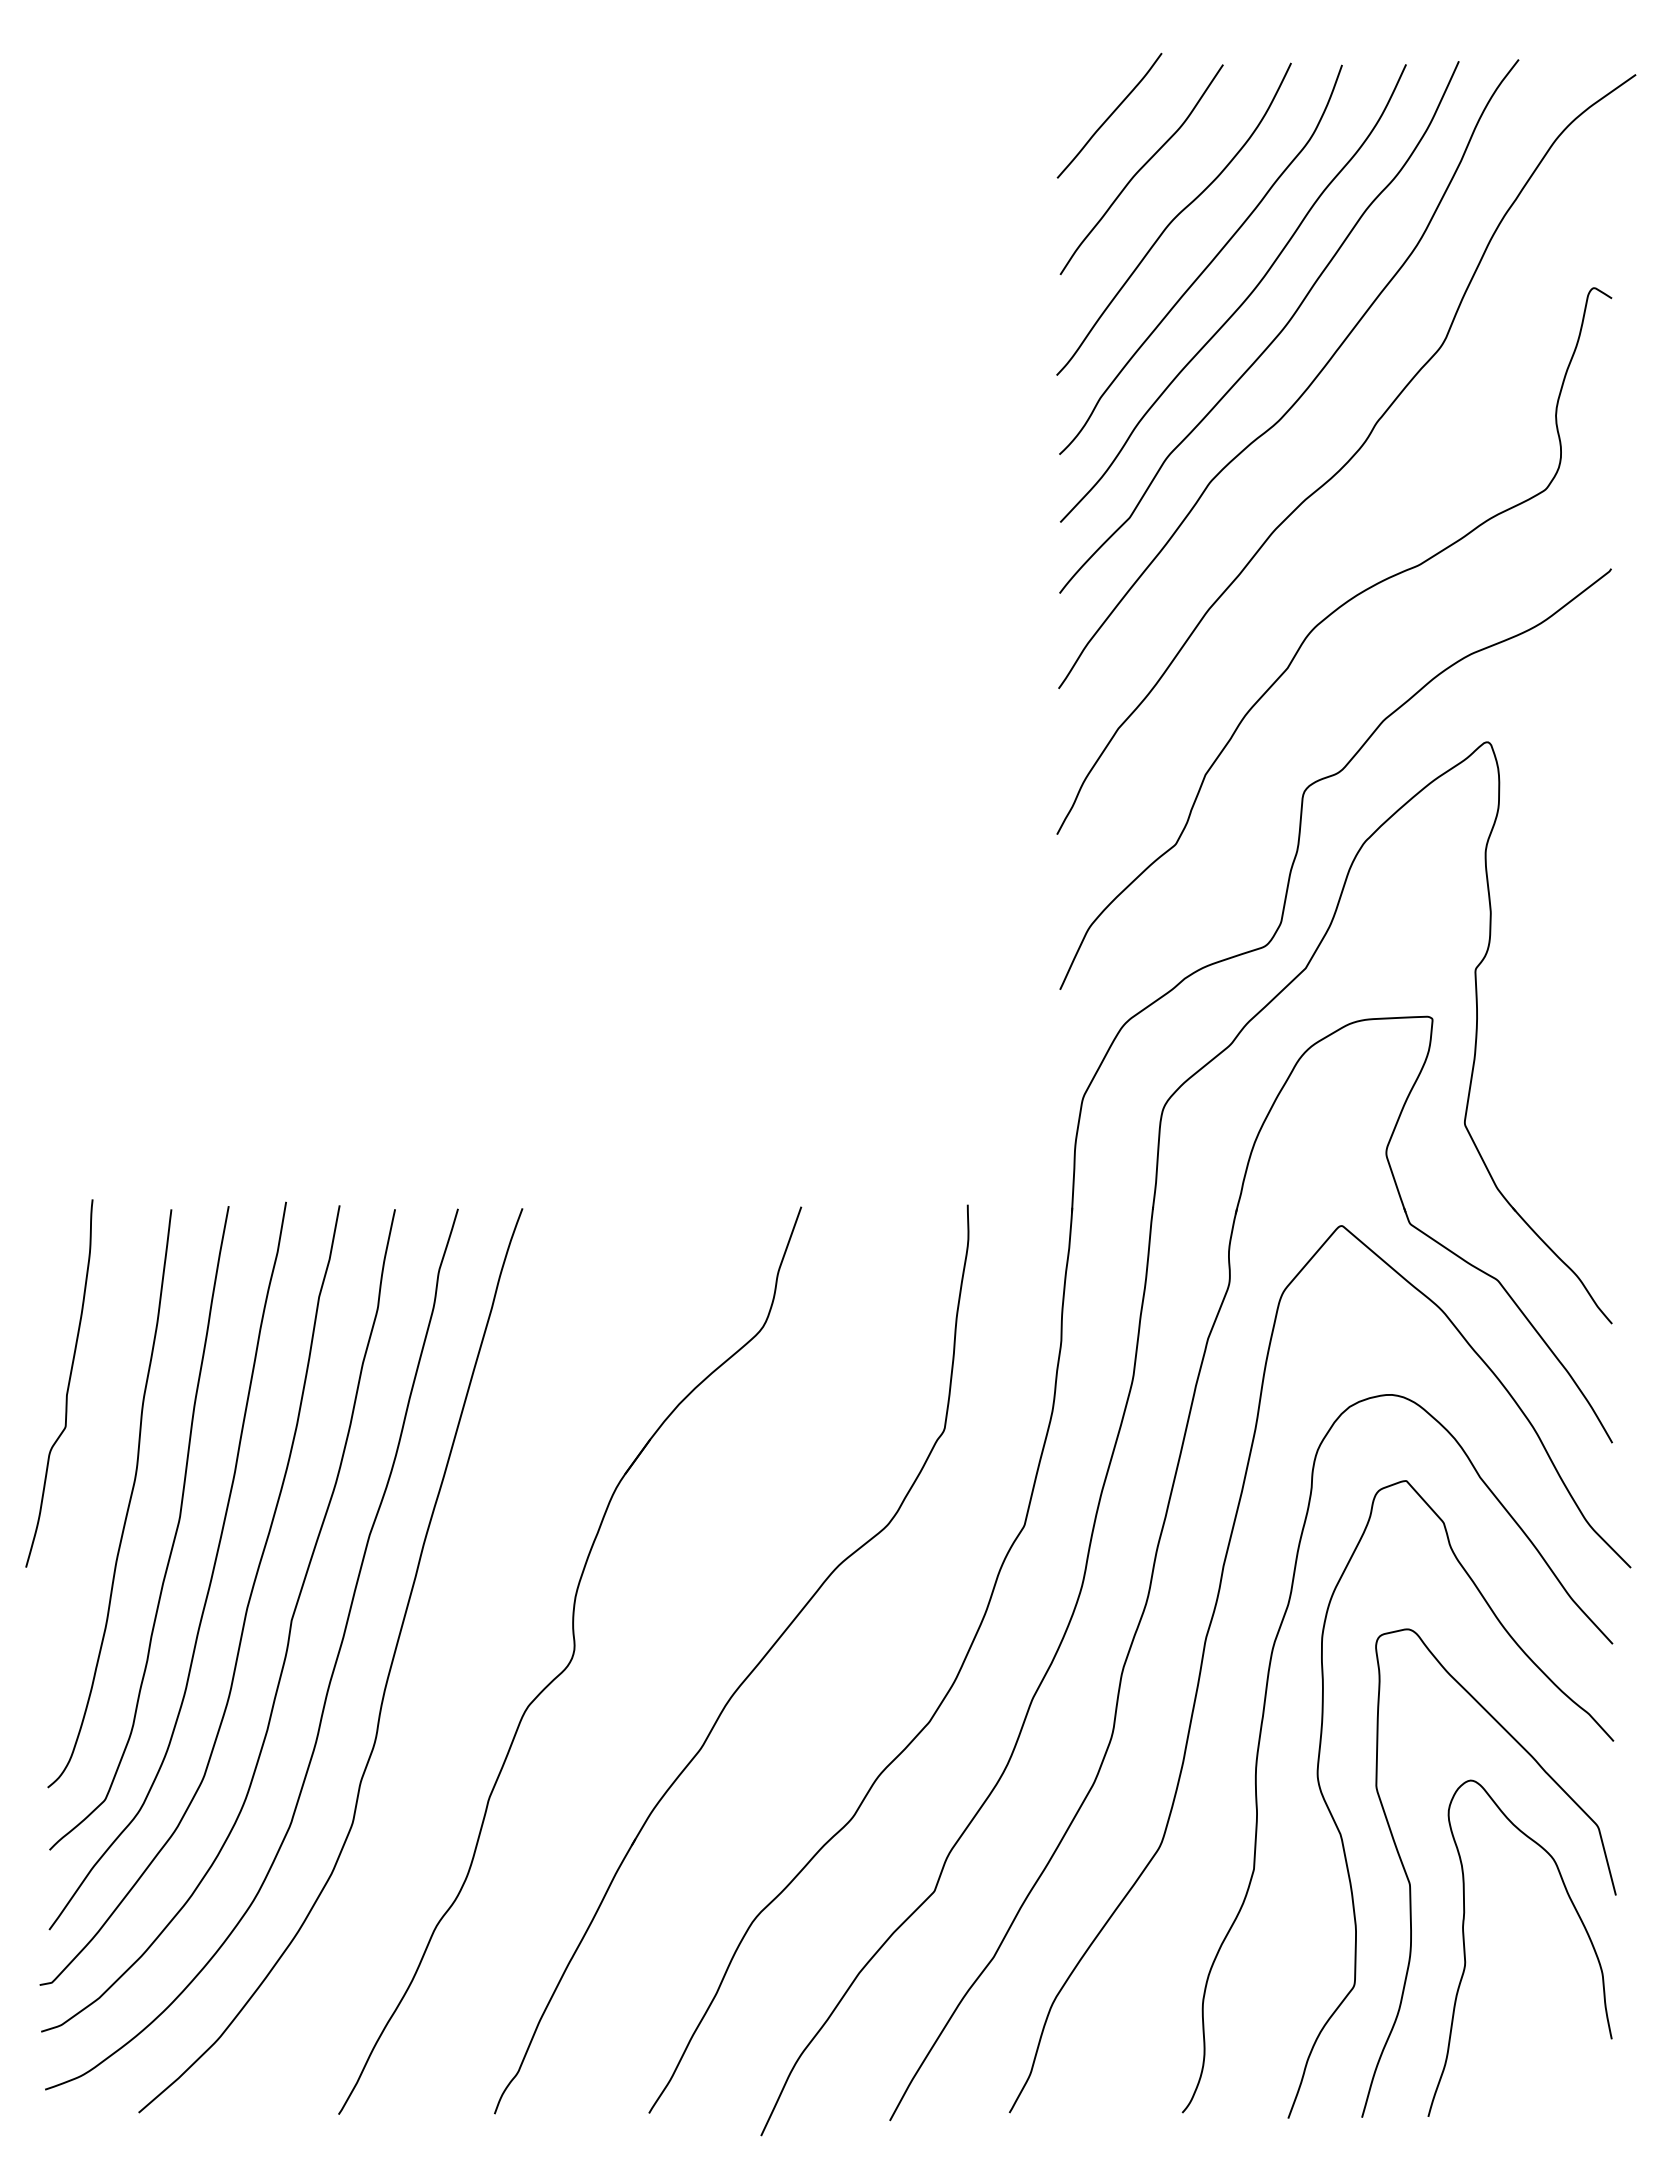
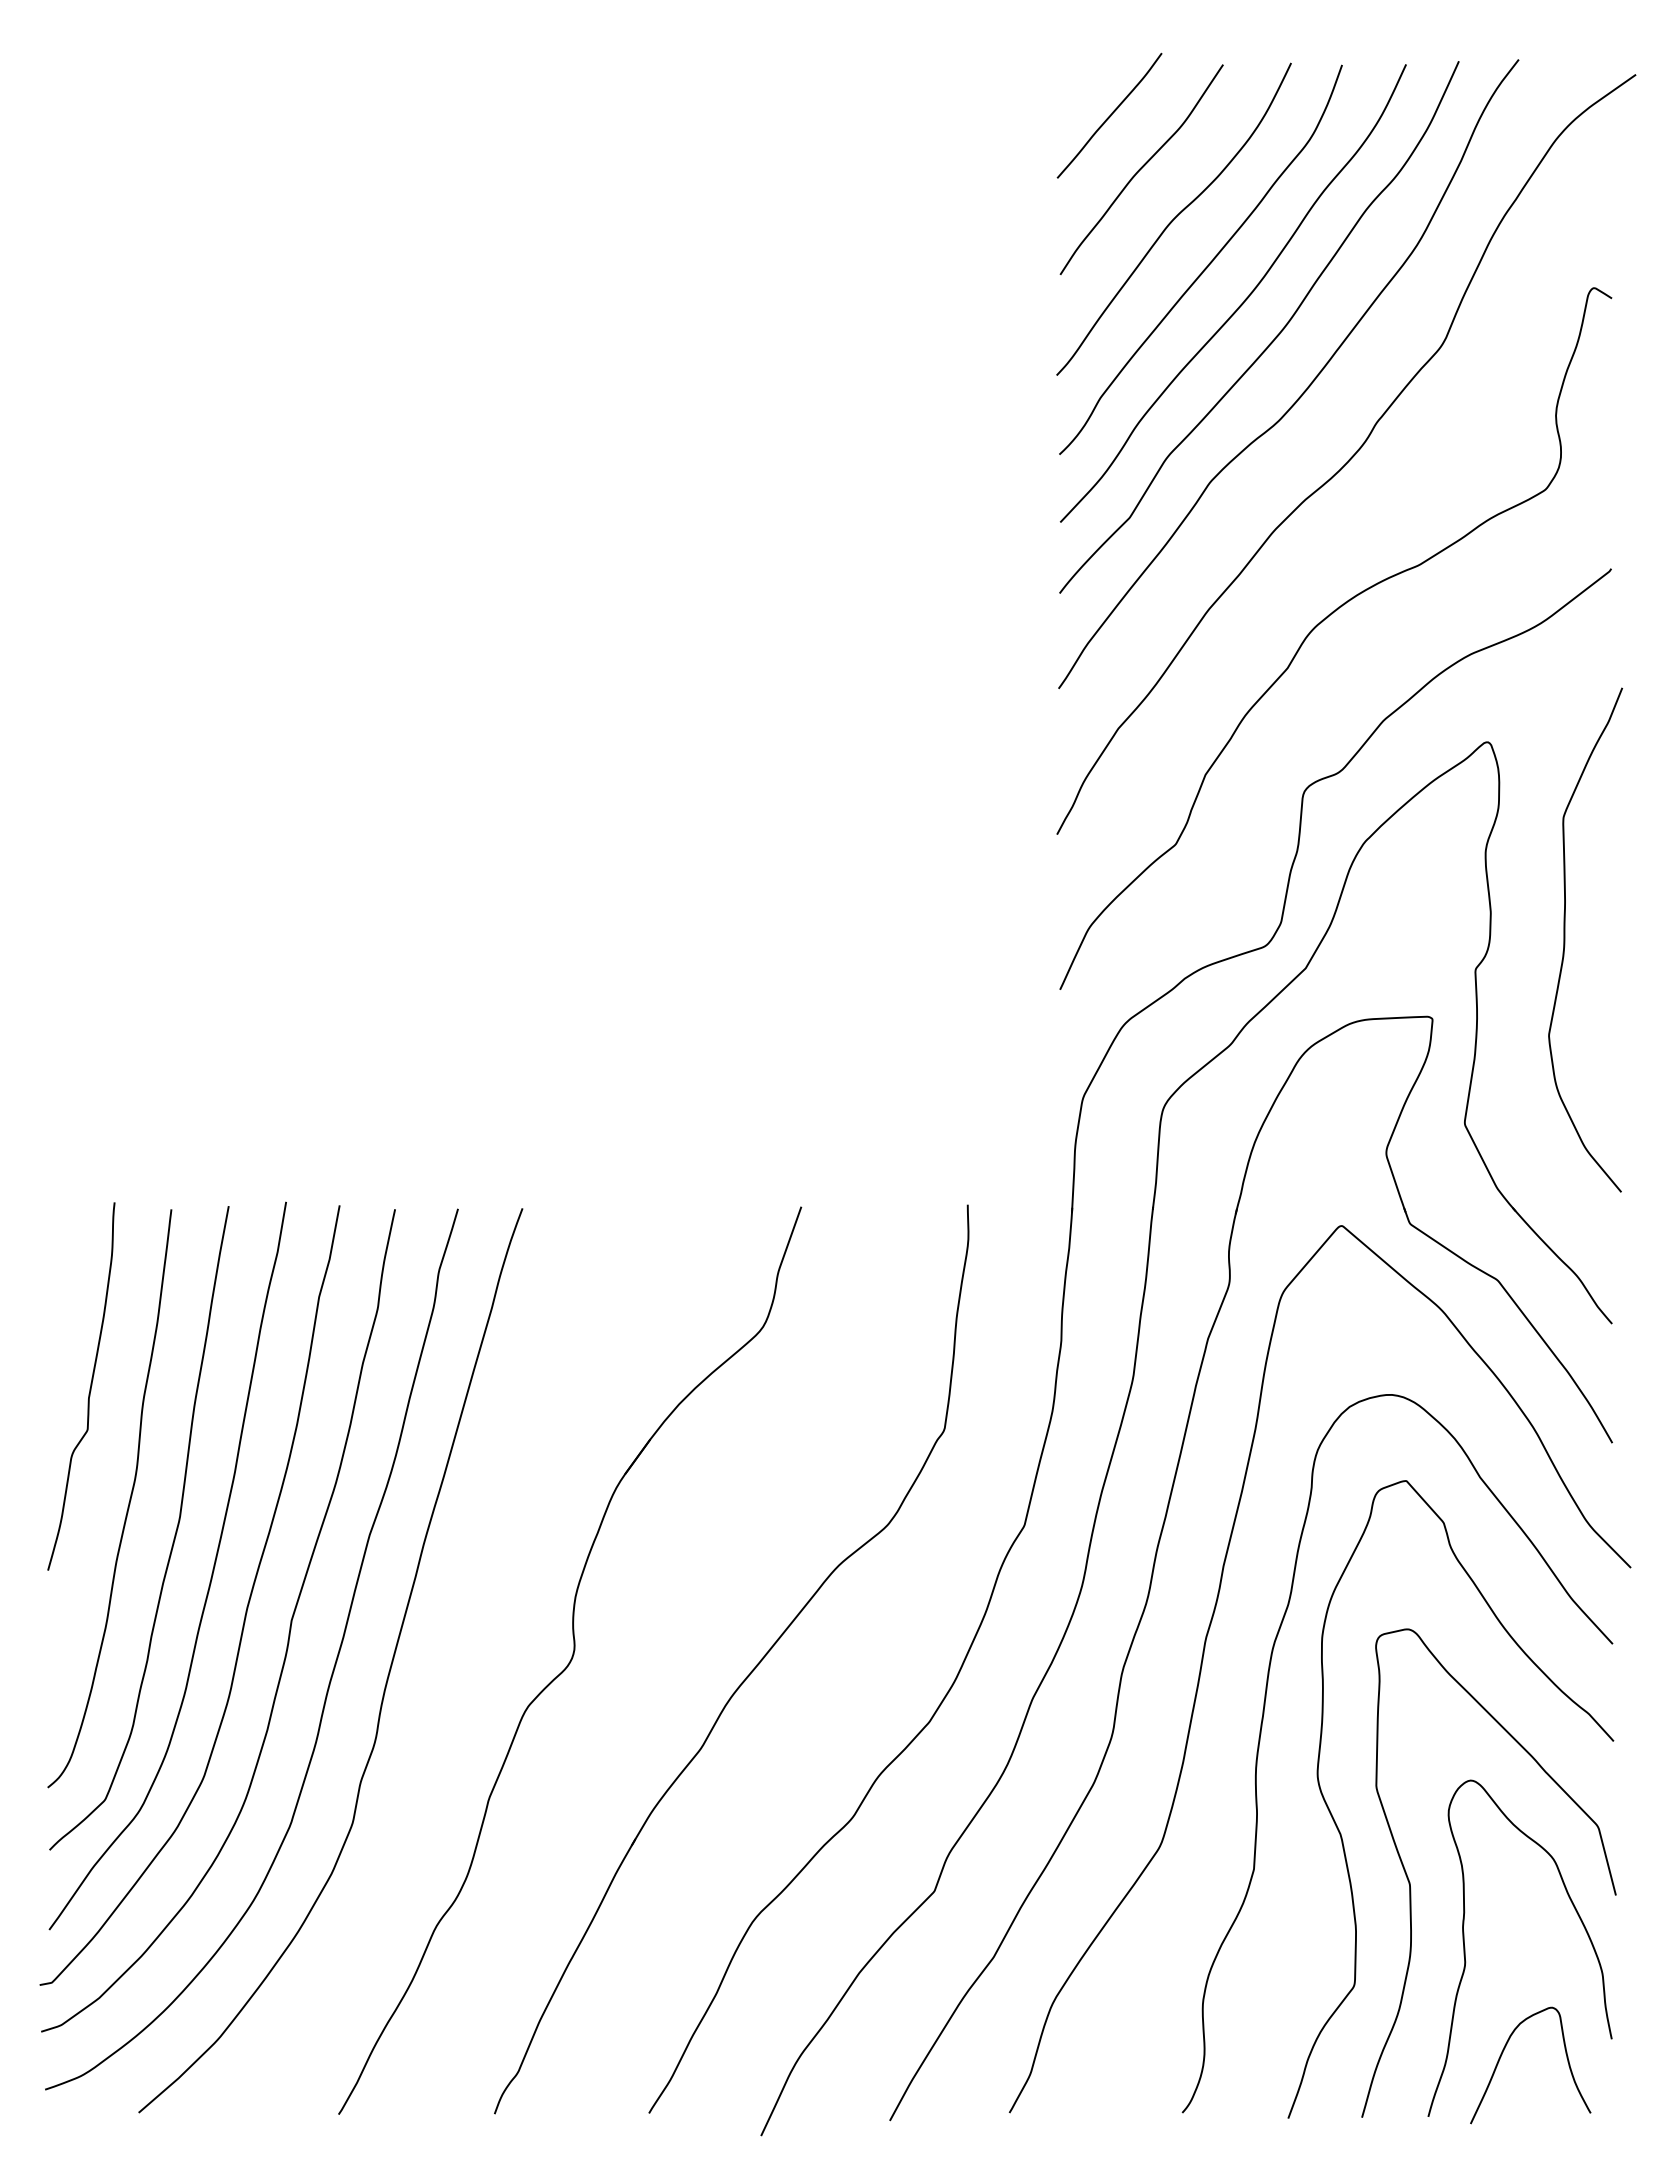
curve: none -> present (1565, 939)
curve position: (67, 1385) -> (89, 1388) (89, 1388)
curve: none -> present (1503, 2052)
